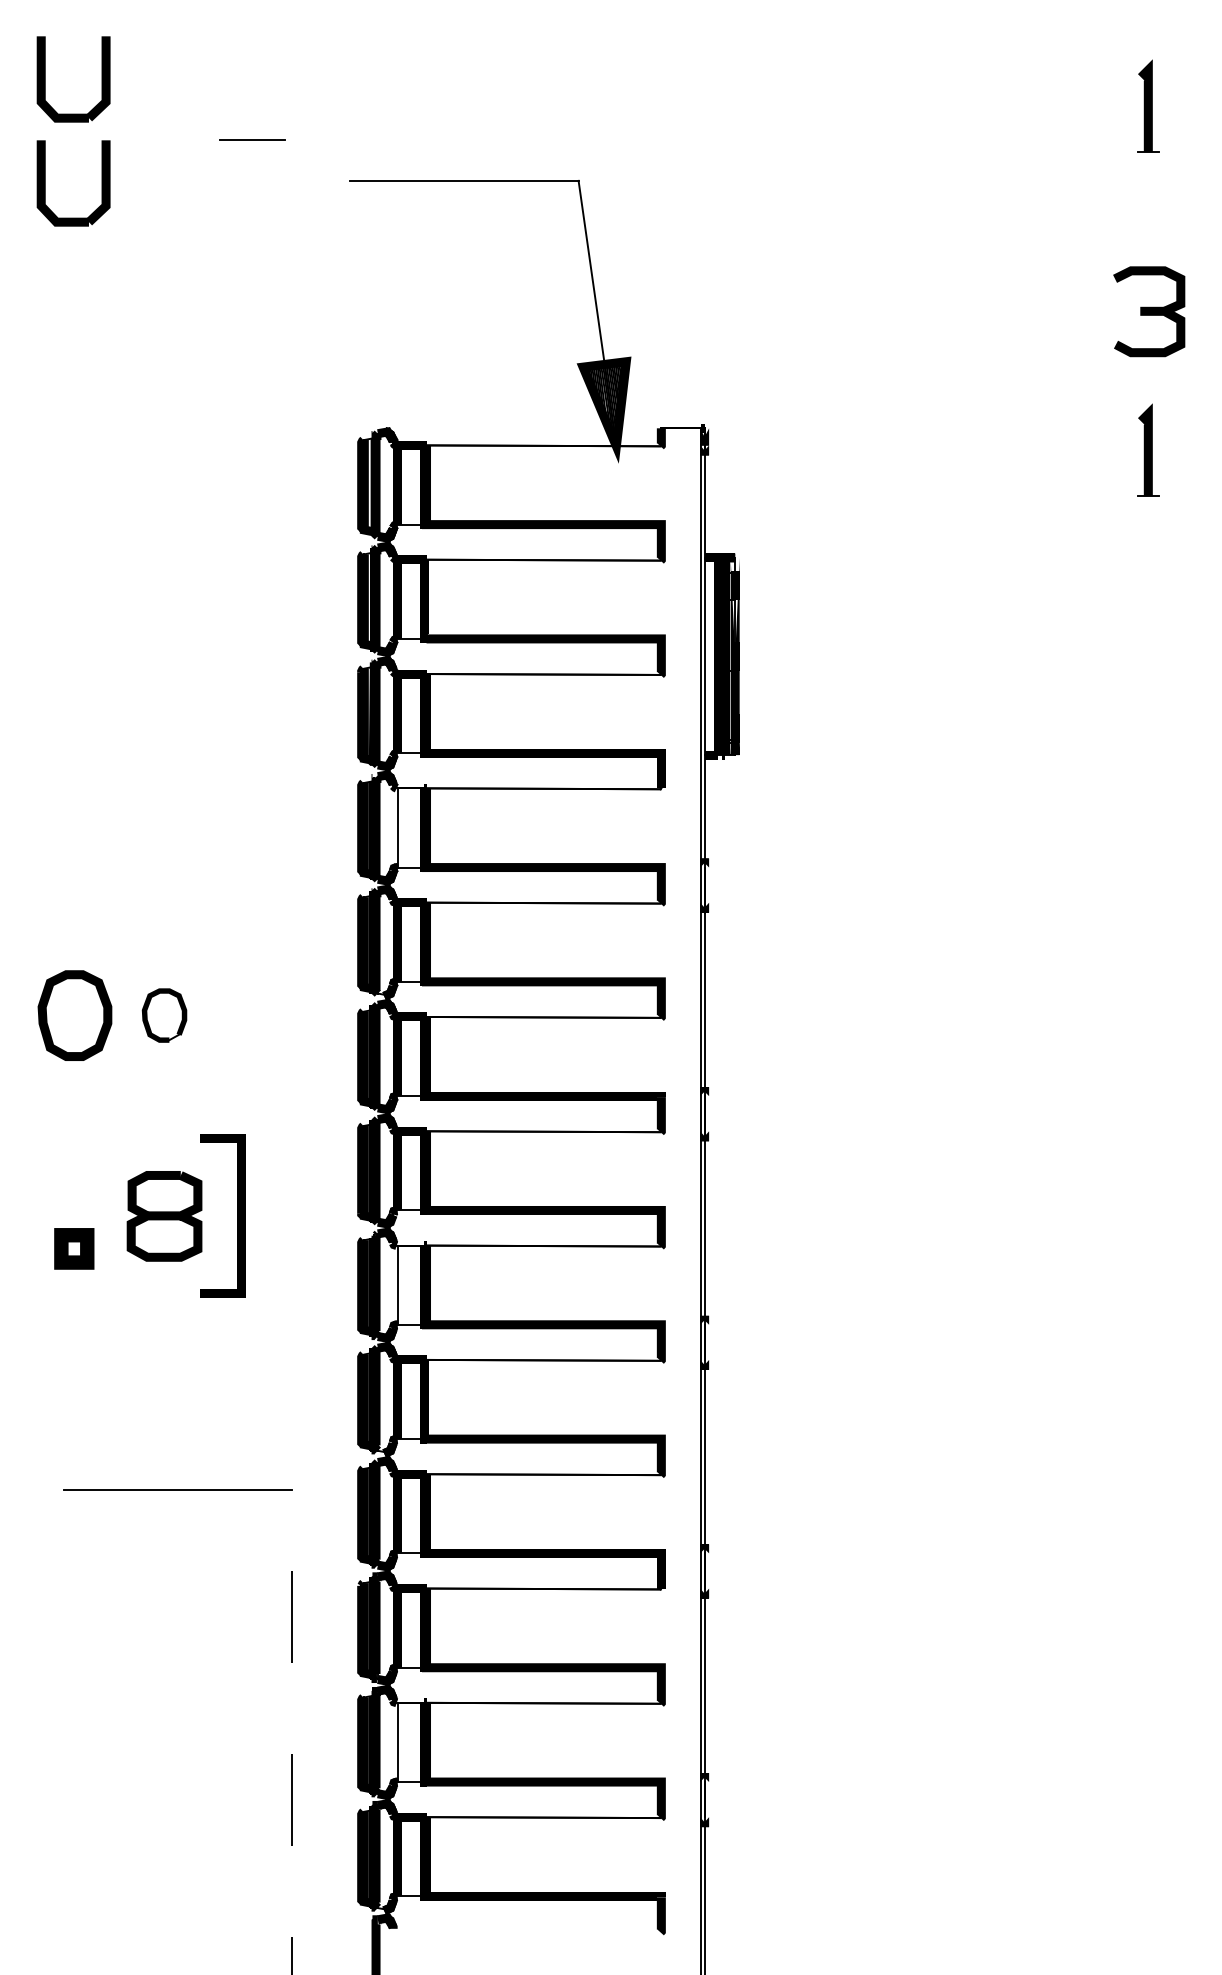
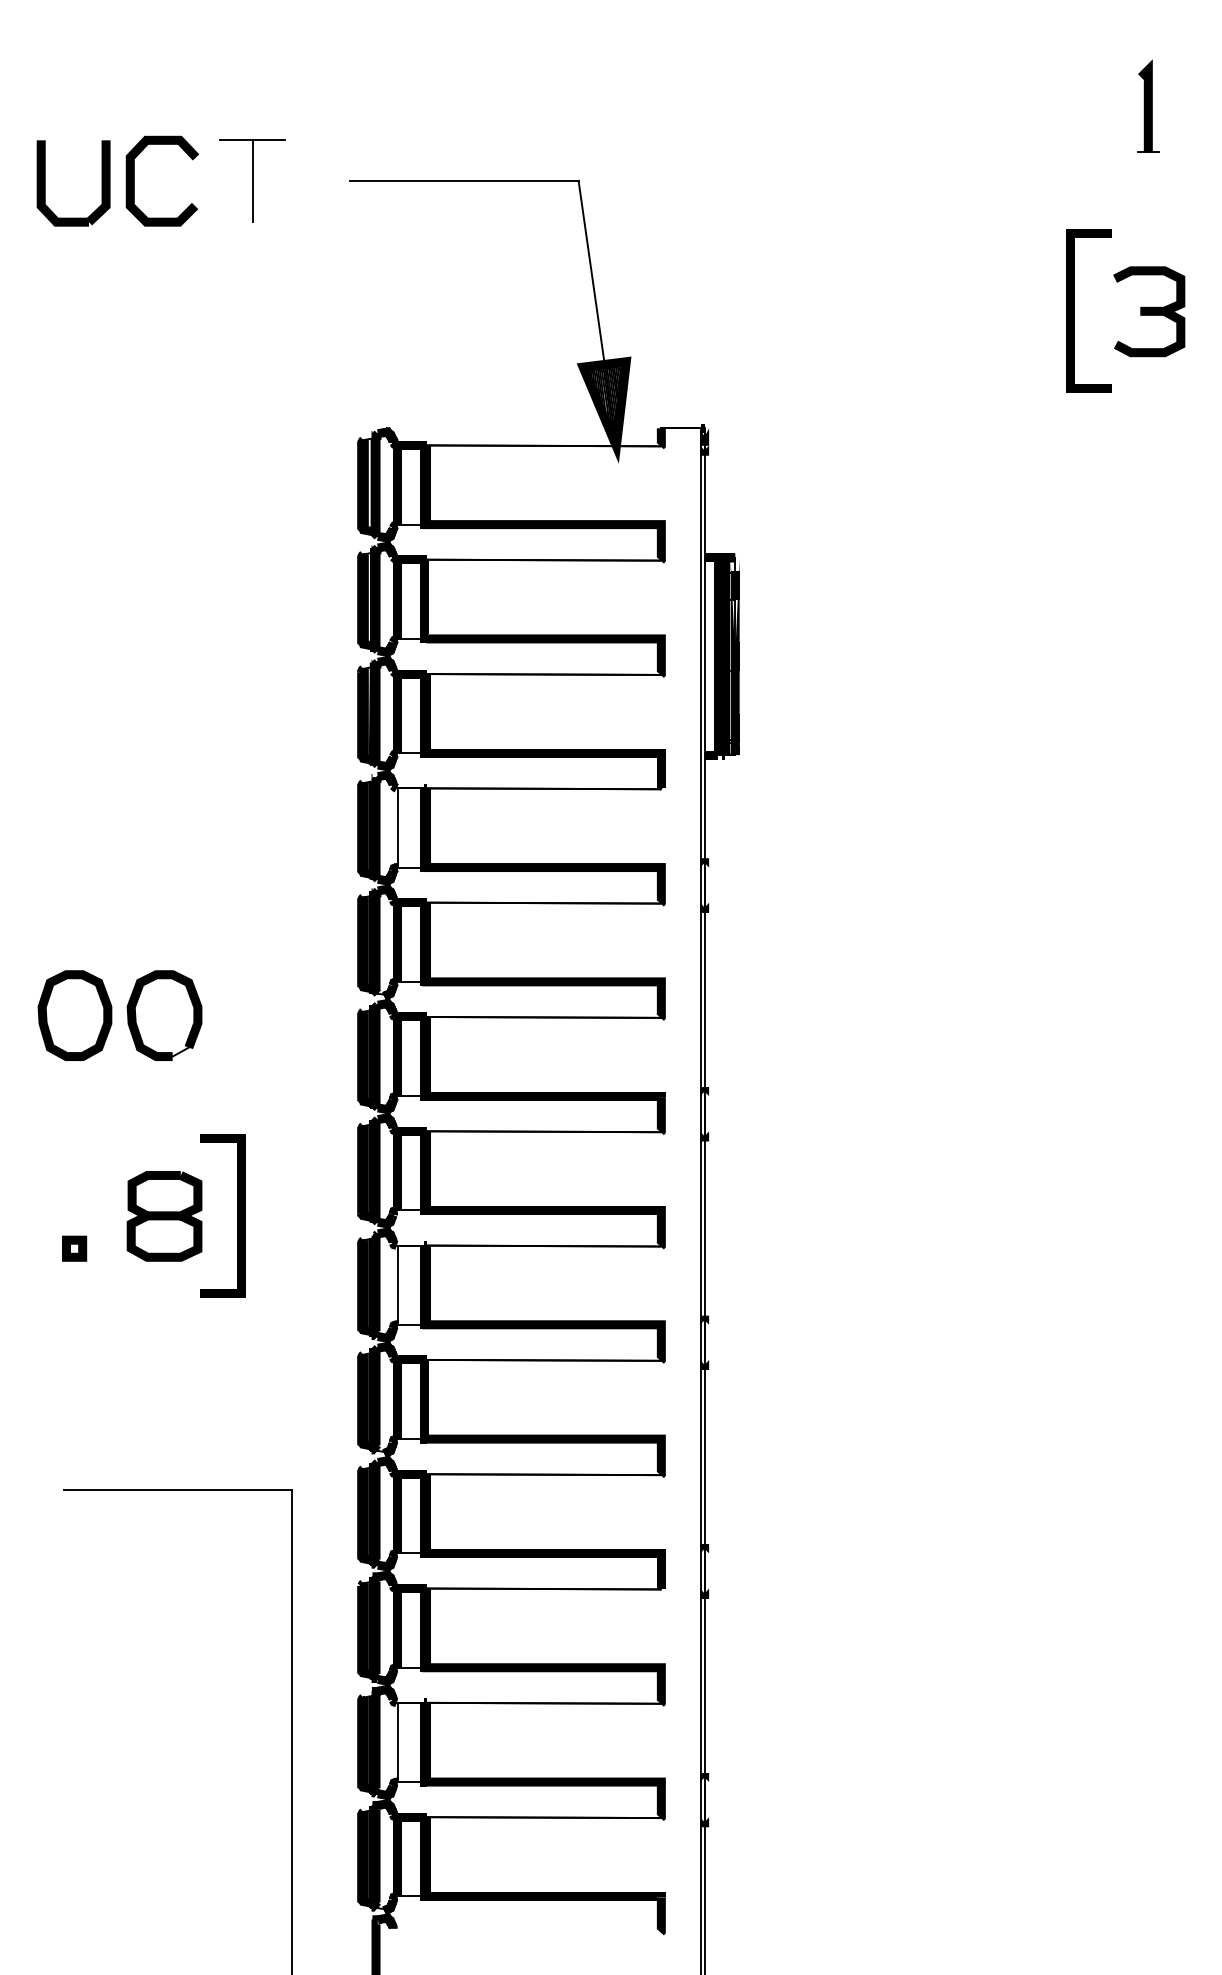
part: present -> none (45, 79)
curve: none -> present (134, 180)
line: none -> present (252, 181)
line: none -> present (1074, 310)
part: present -> none (1148, 449)
part size: 47x55 px -> 77x91 px (164, 1015)
part size: 41x42 px -> 26x27 px (74, 1248)
line: dashed -> solid (292, 1732)
